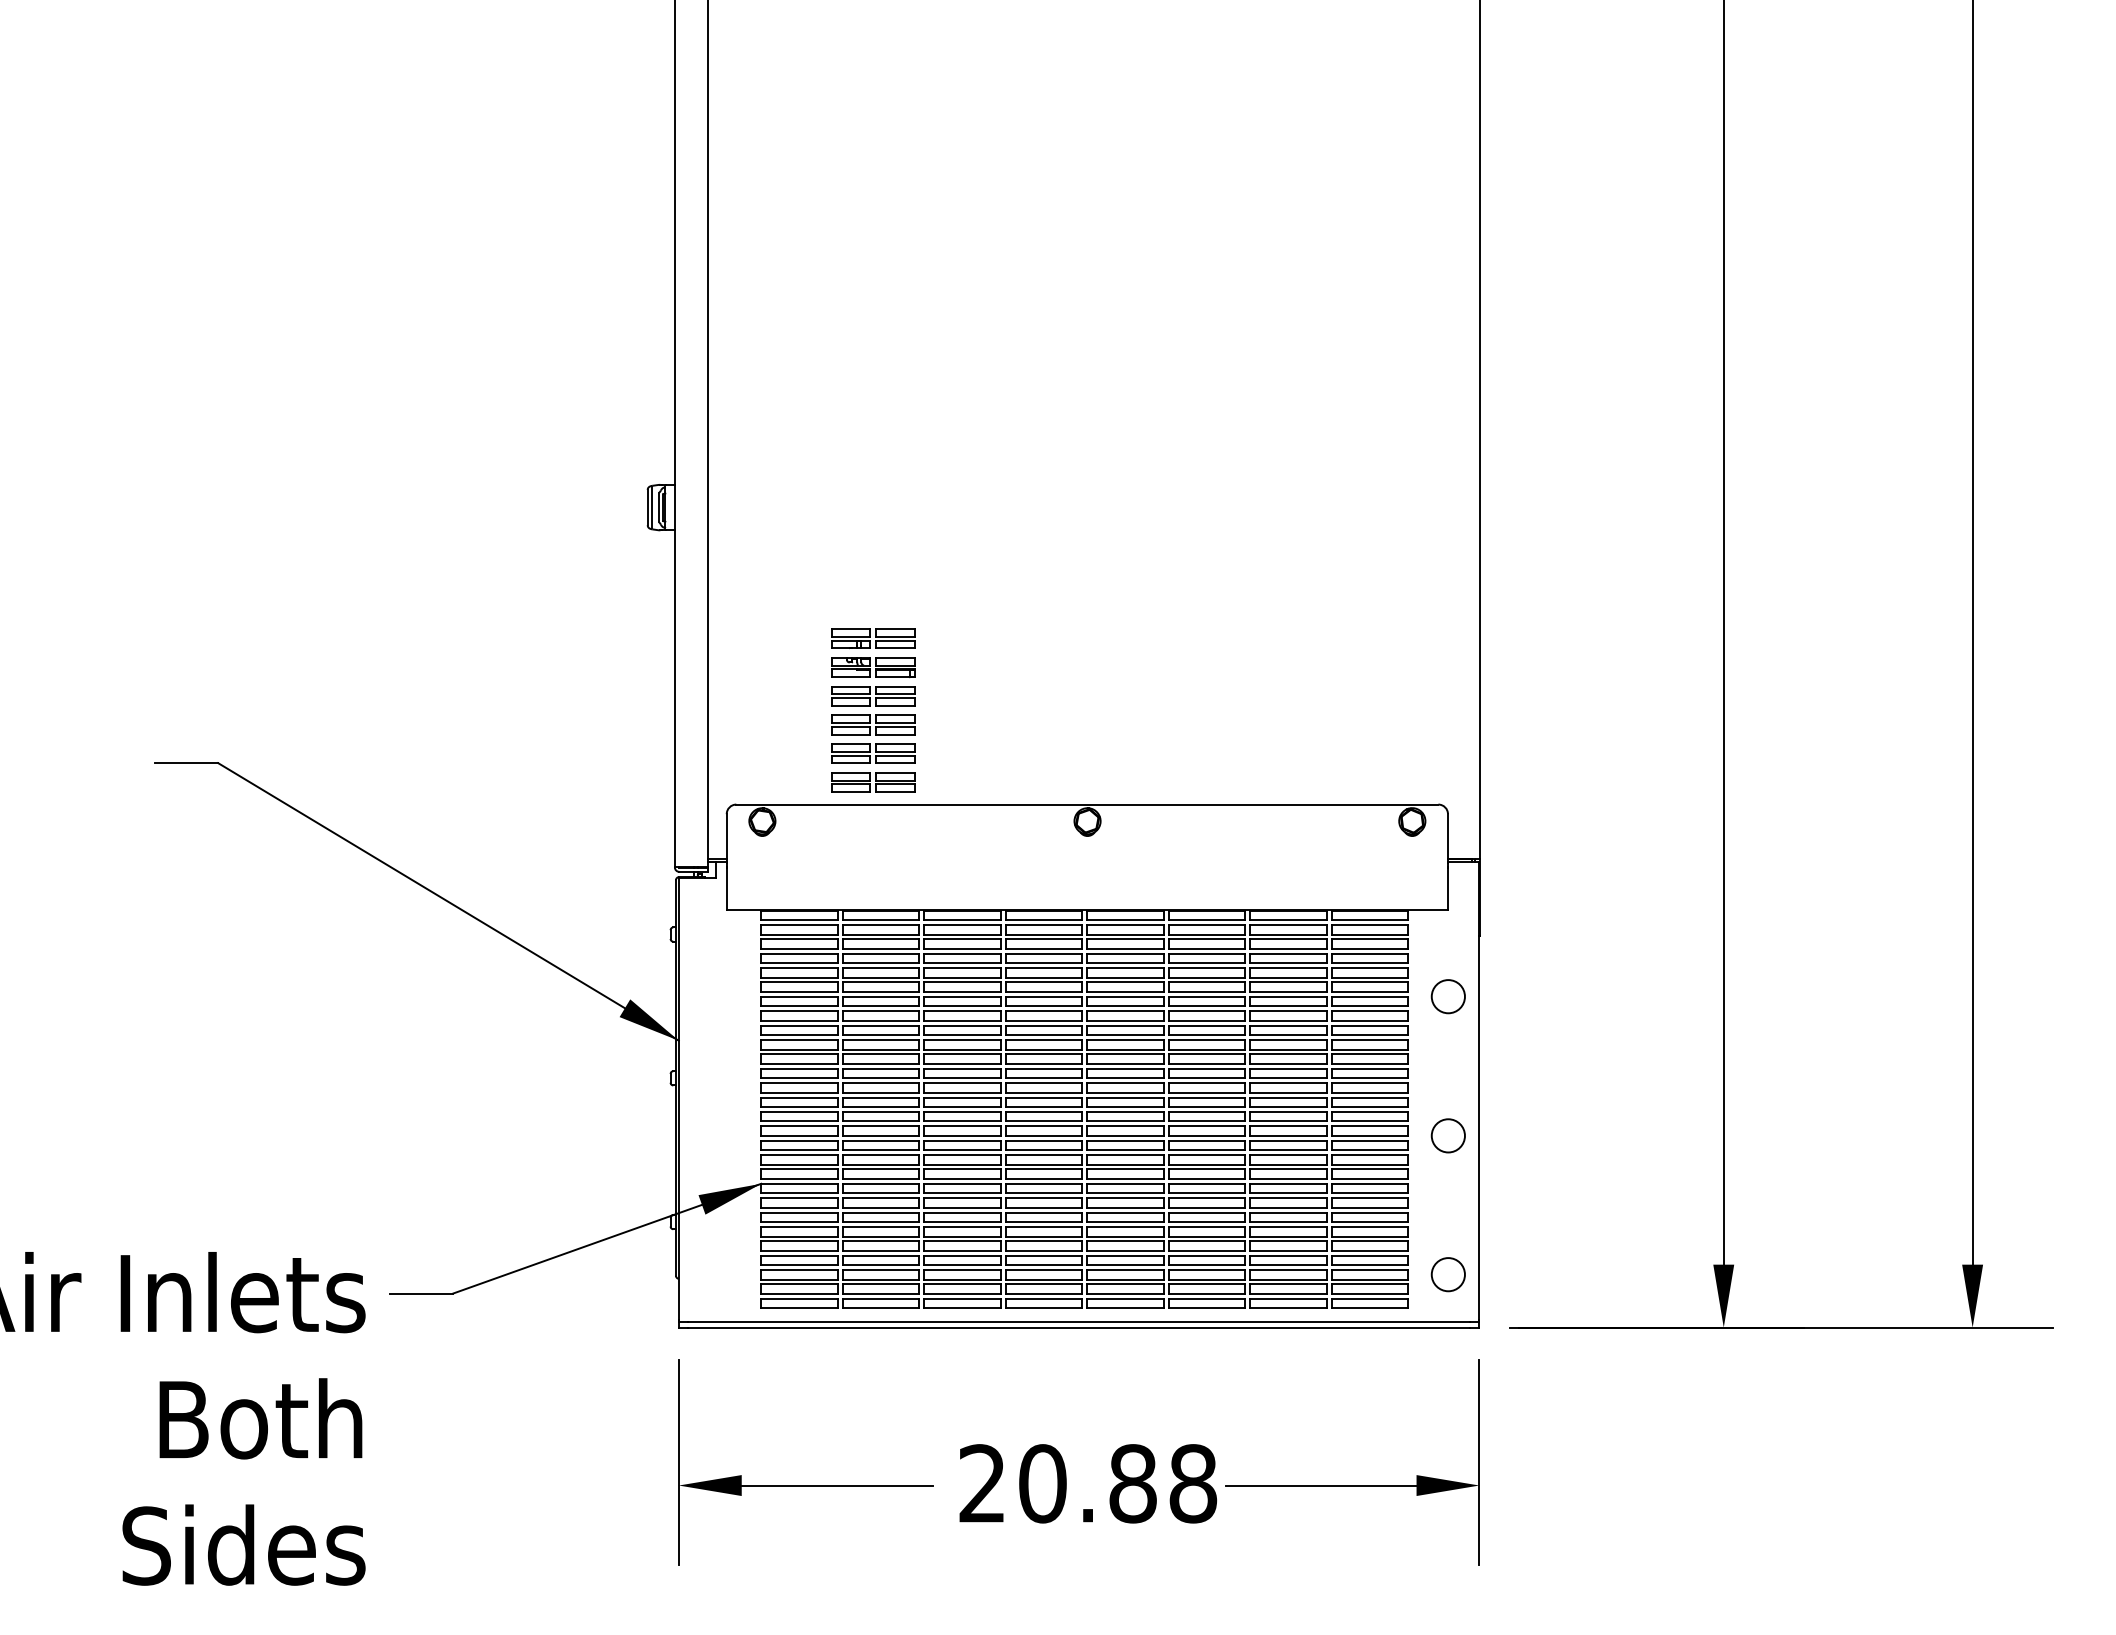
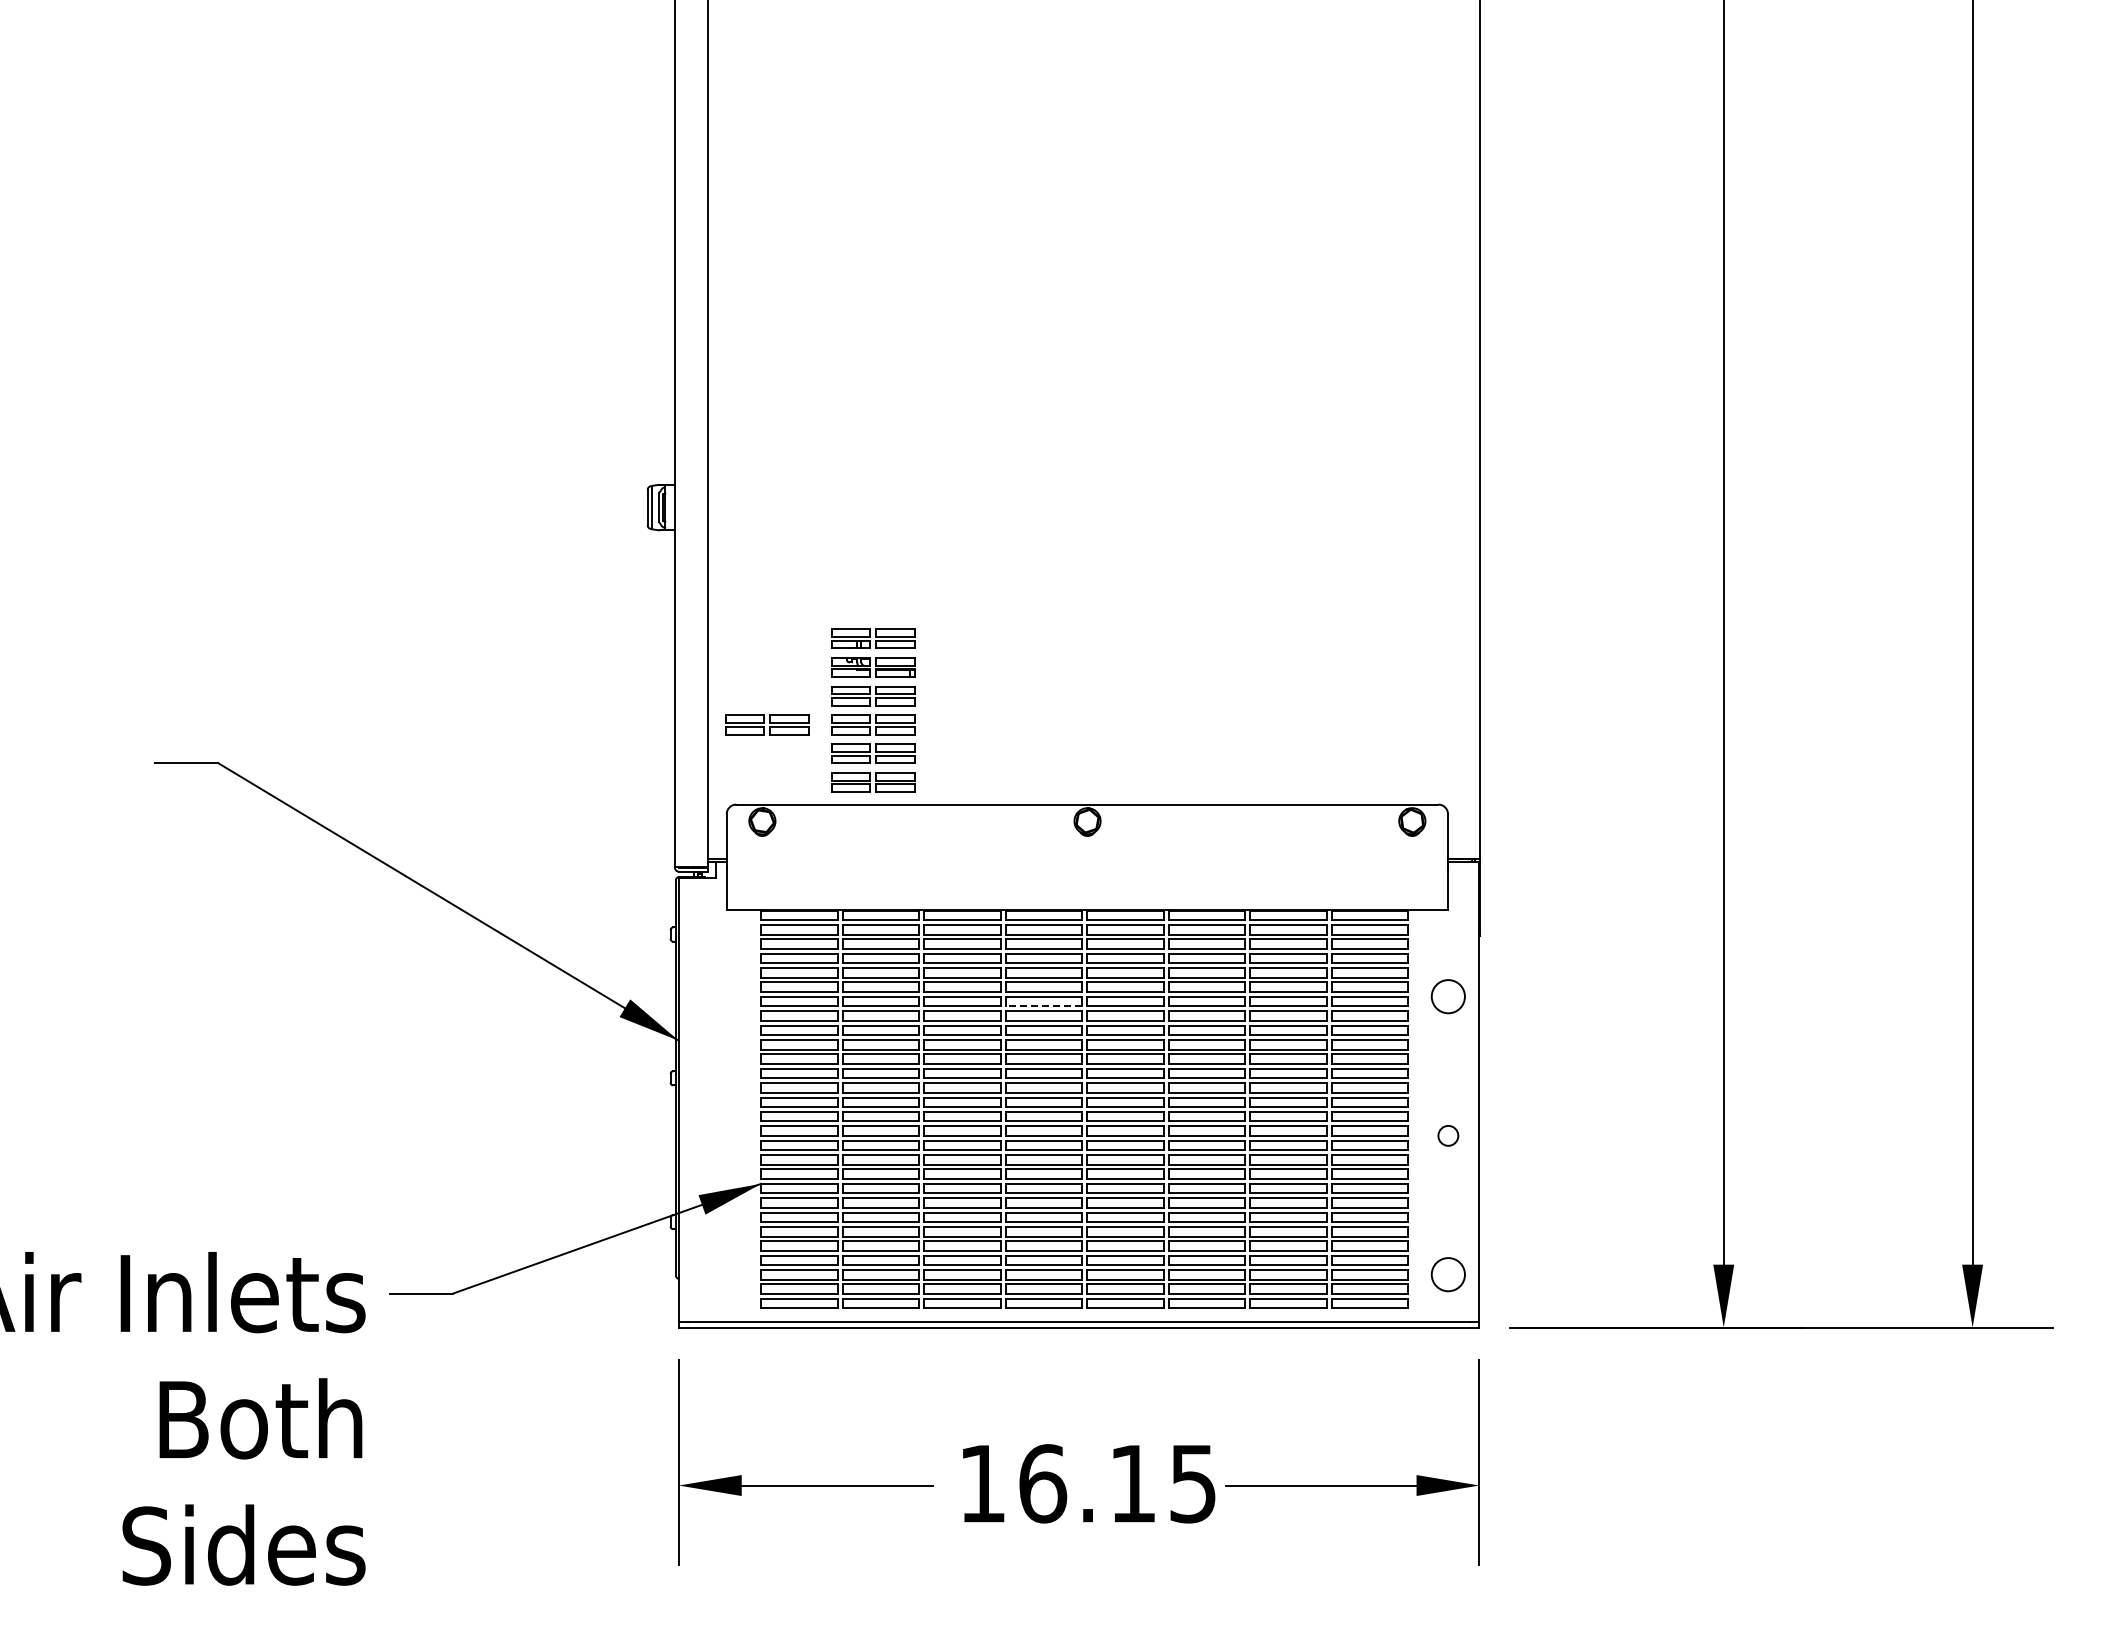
part: none -> present (767, 724)
line: solid -> dashed (1043, 1006)
circle diameter: 33 px -> 20 px (1448, 1135)
text: 20.88 -> 16.15 (1088, 1483)
